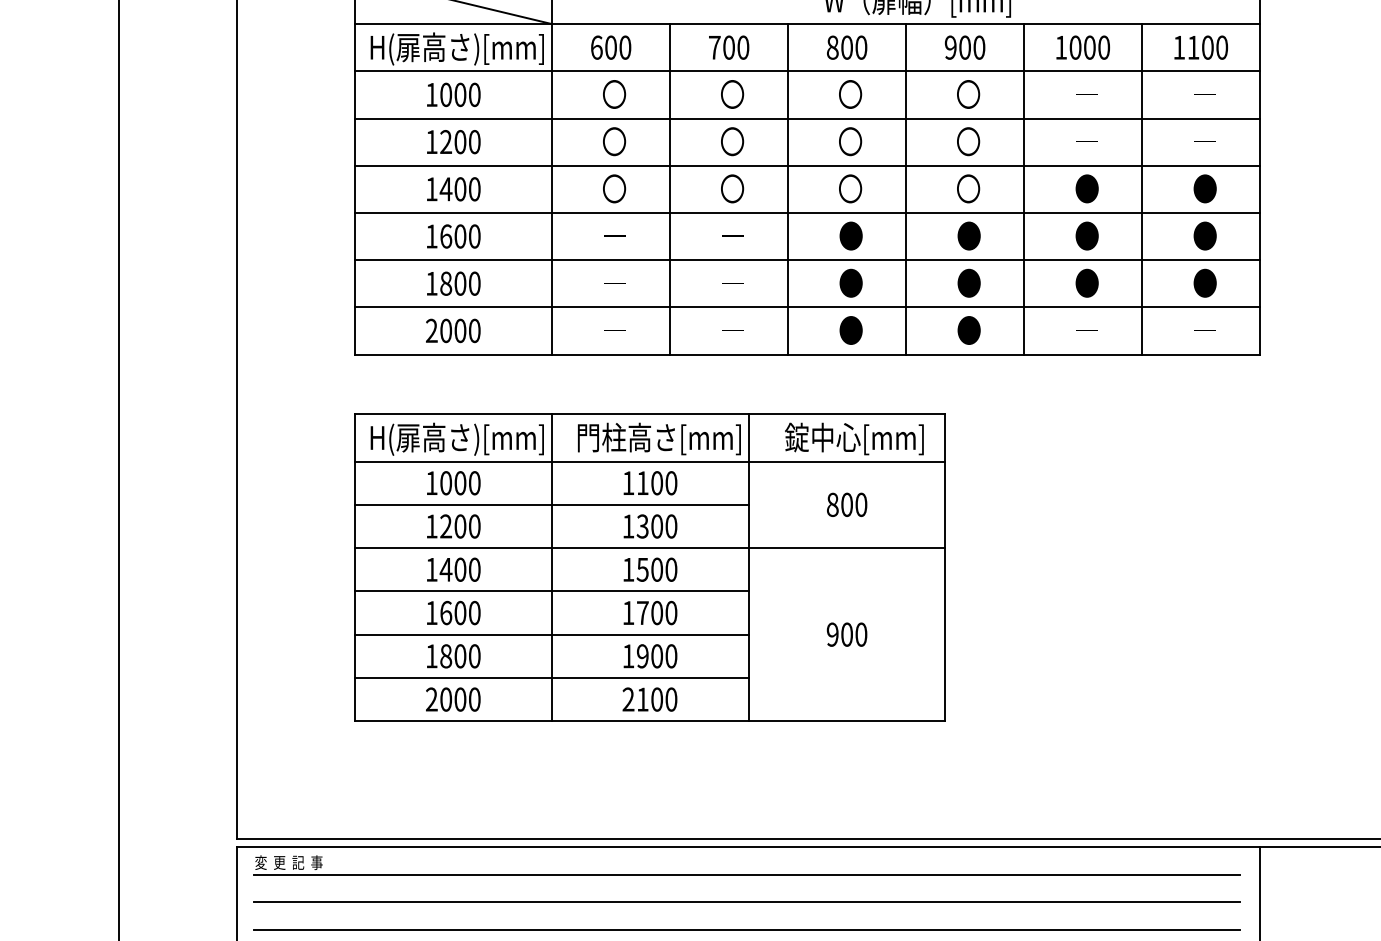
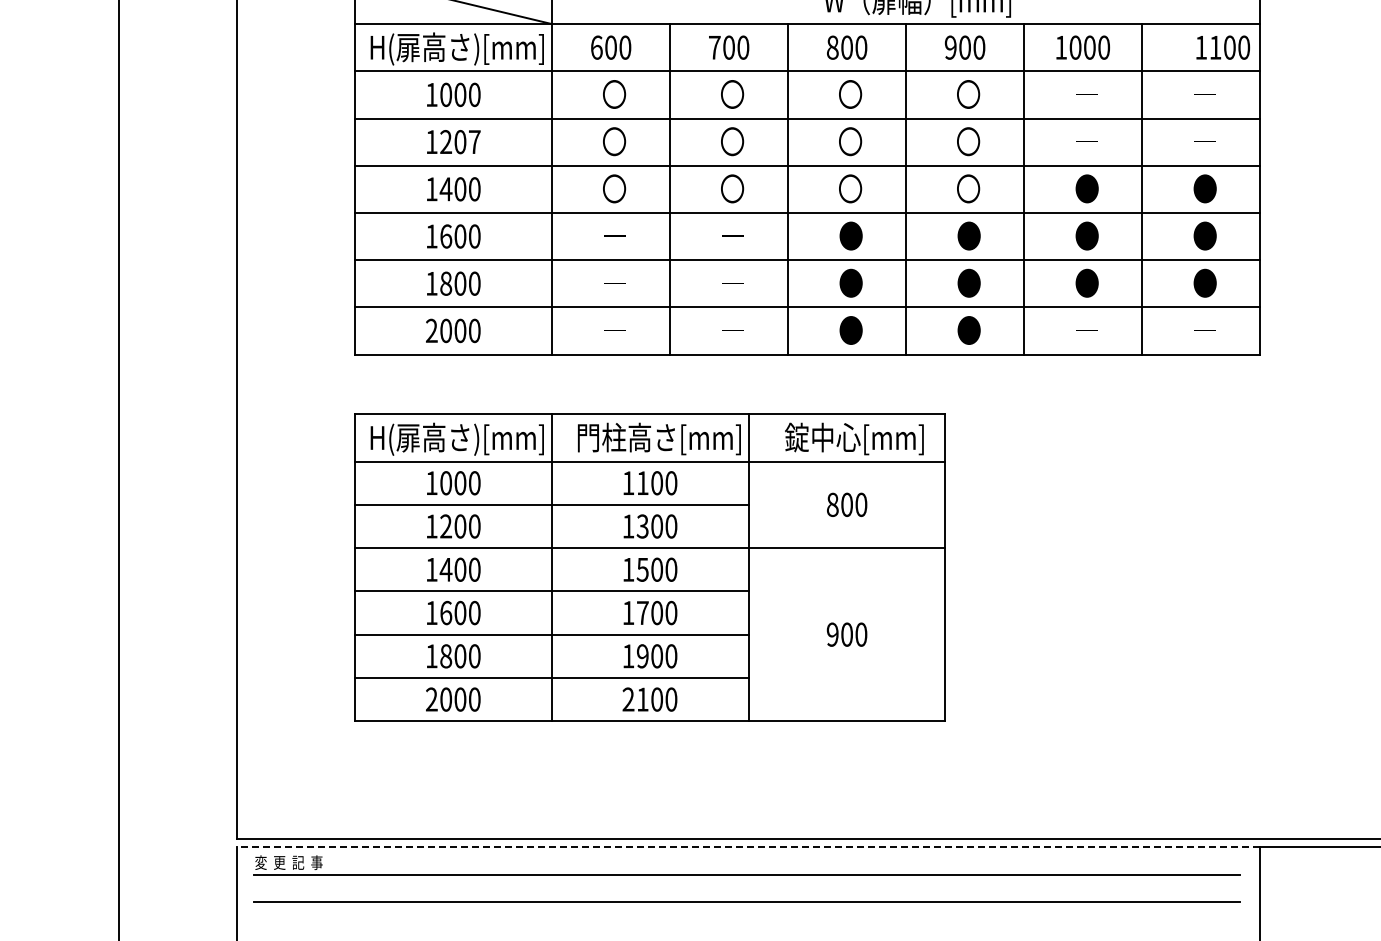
text position: (1200, 47) -> (1222, 47) (1222, 47)
text: 1200 -> 1207 (474, 142)
line: solid -> dashed (748, 847)
line: present -> none (747, 929)
